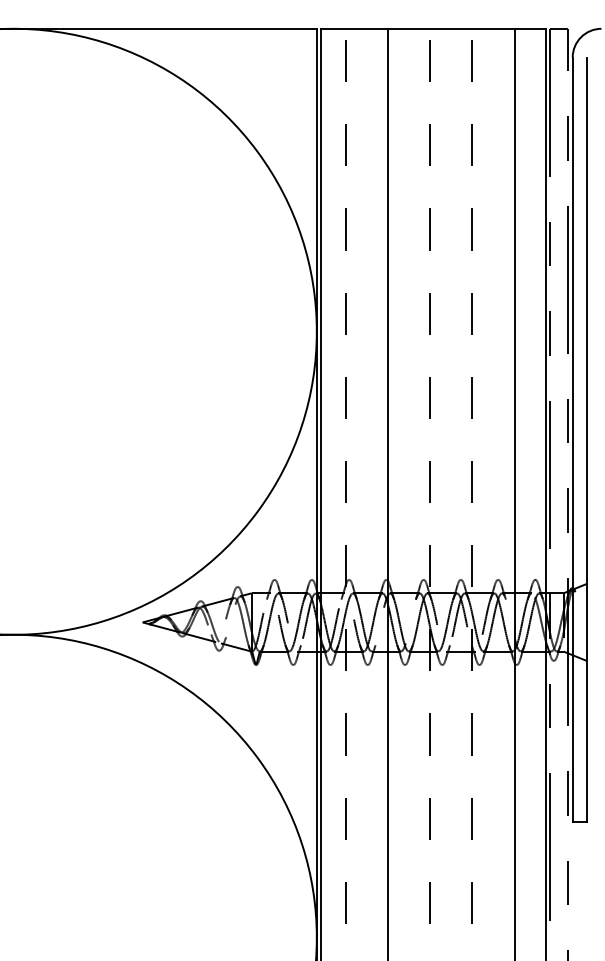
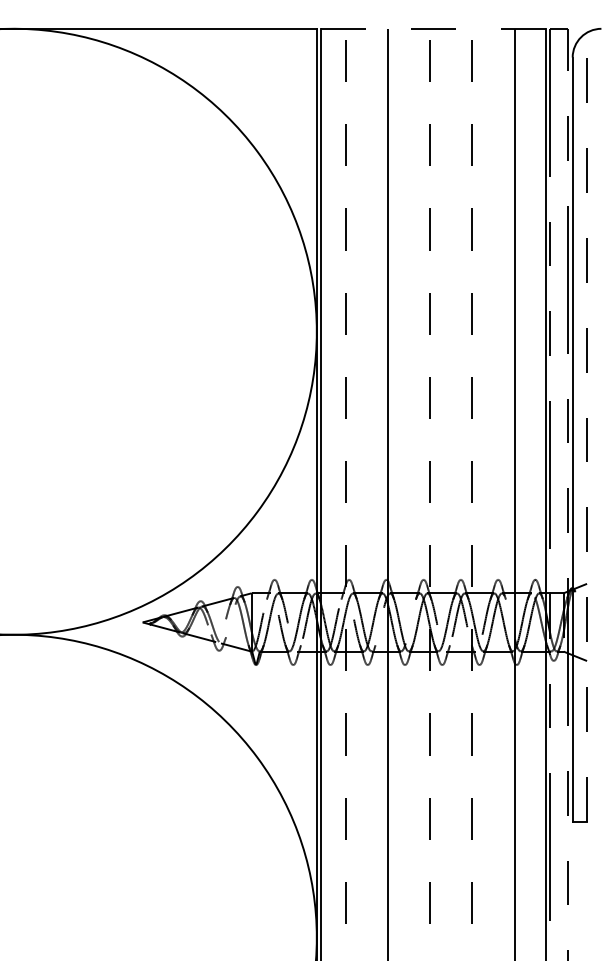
line: solid -> dashed (433, 28)
line: solid -> dashed (587, 439)
